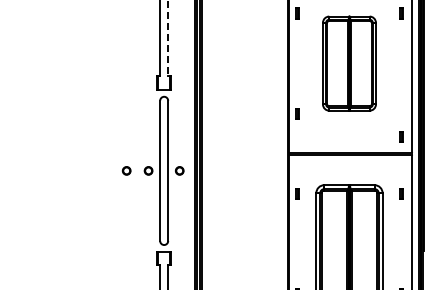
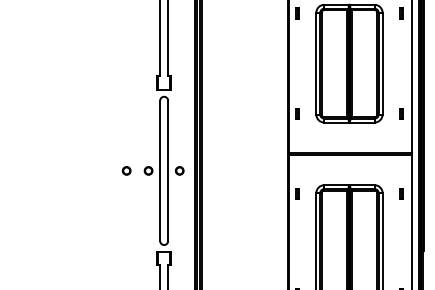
line: dashed -> solid (168, 38)
part size: 55x97 px -> 69x121 px (349, 63)
part position: (401, 136) -> (401, 113) (401, 113)
